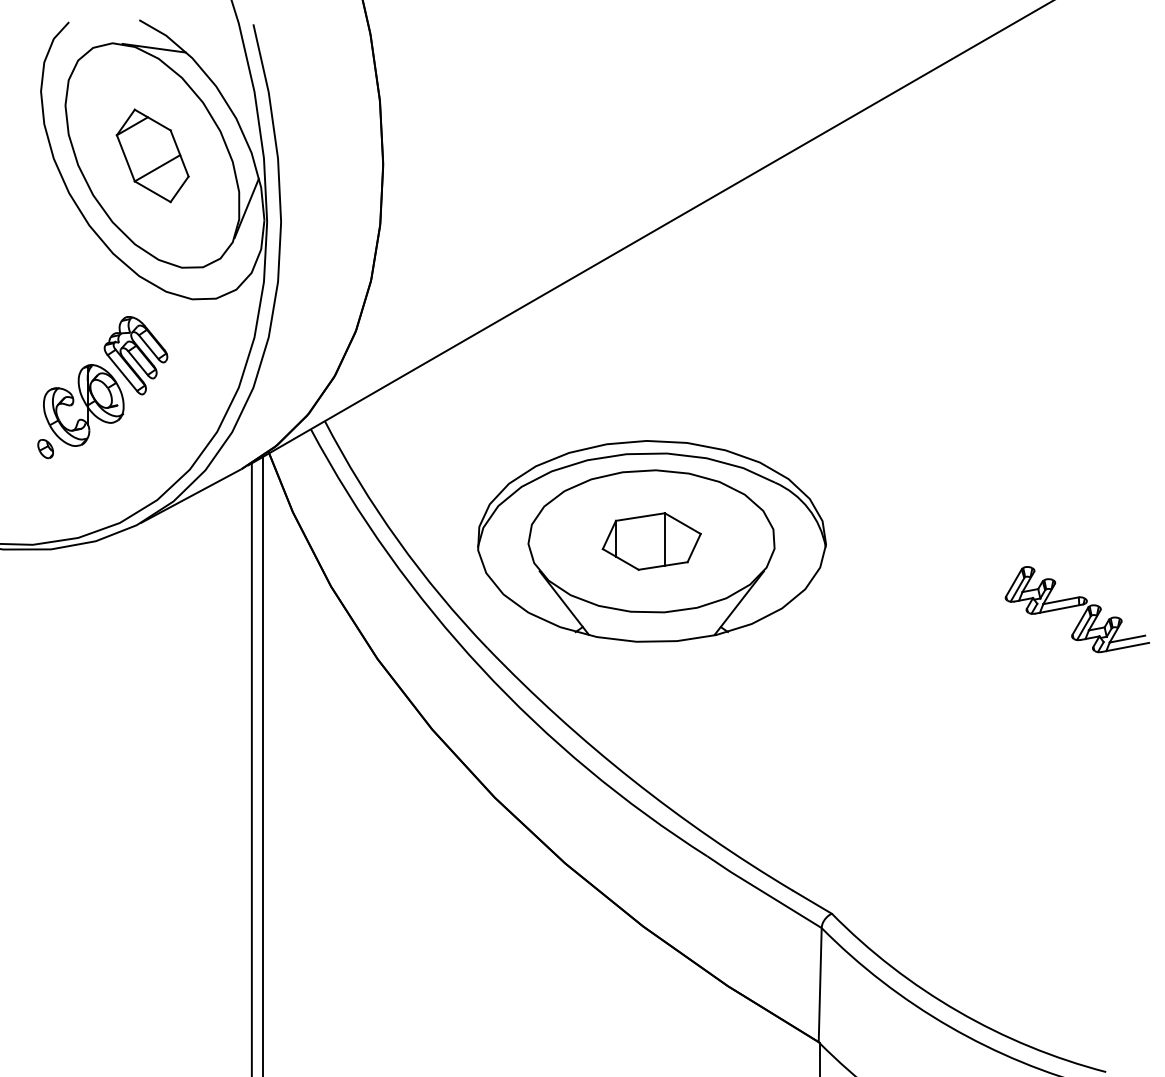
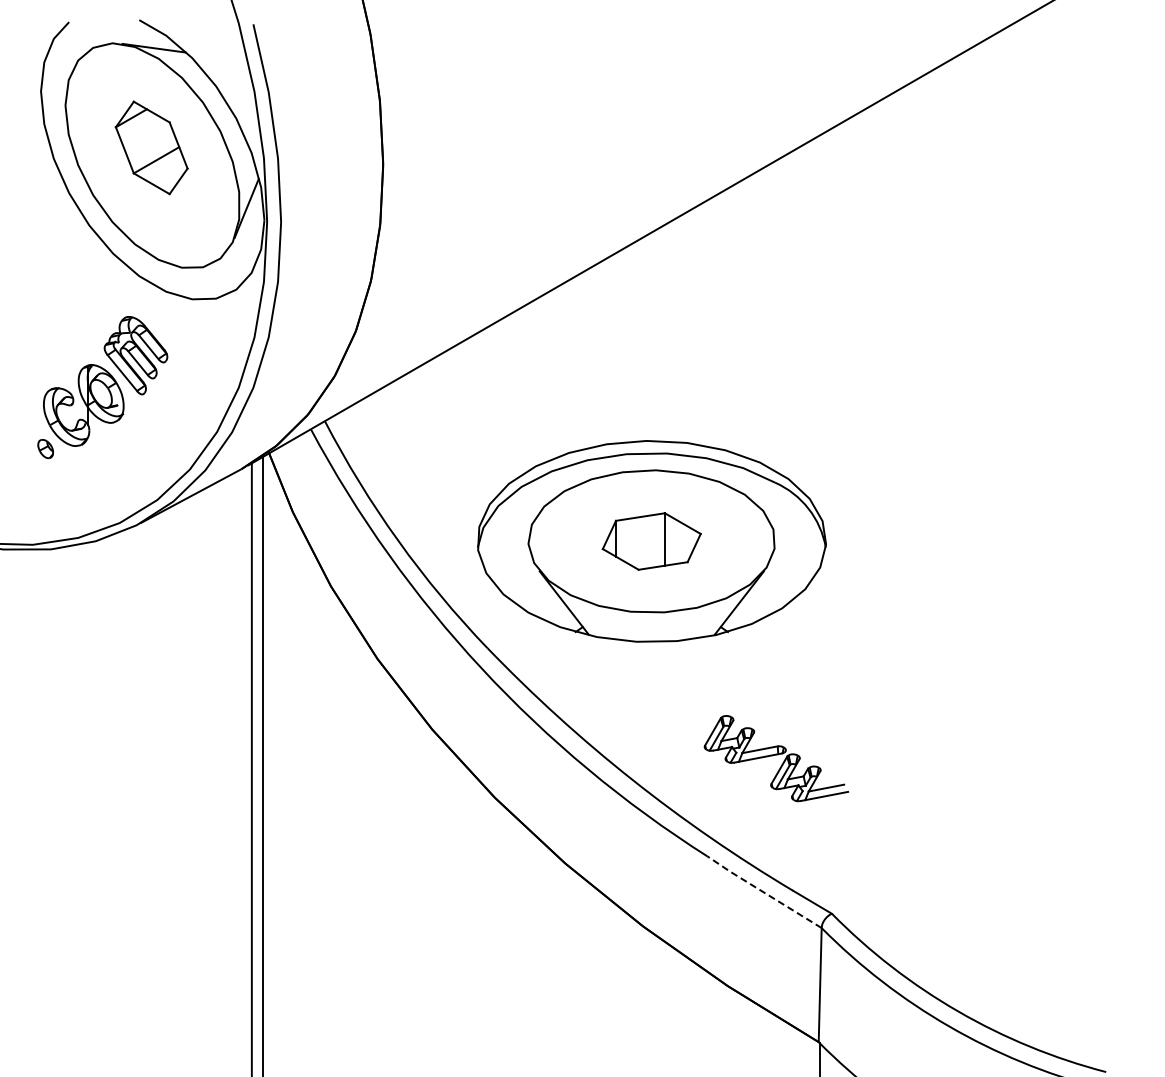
part position: (152, 155) -> (151, 147) (151, 147)
part position: (1076, 609) -> (775, 758) (775, 758)
line: solid -> dashed (763, 892)
